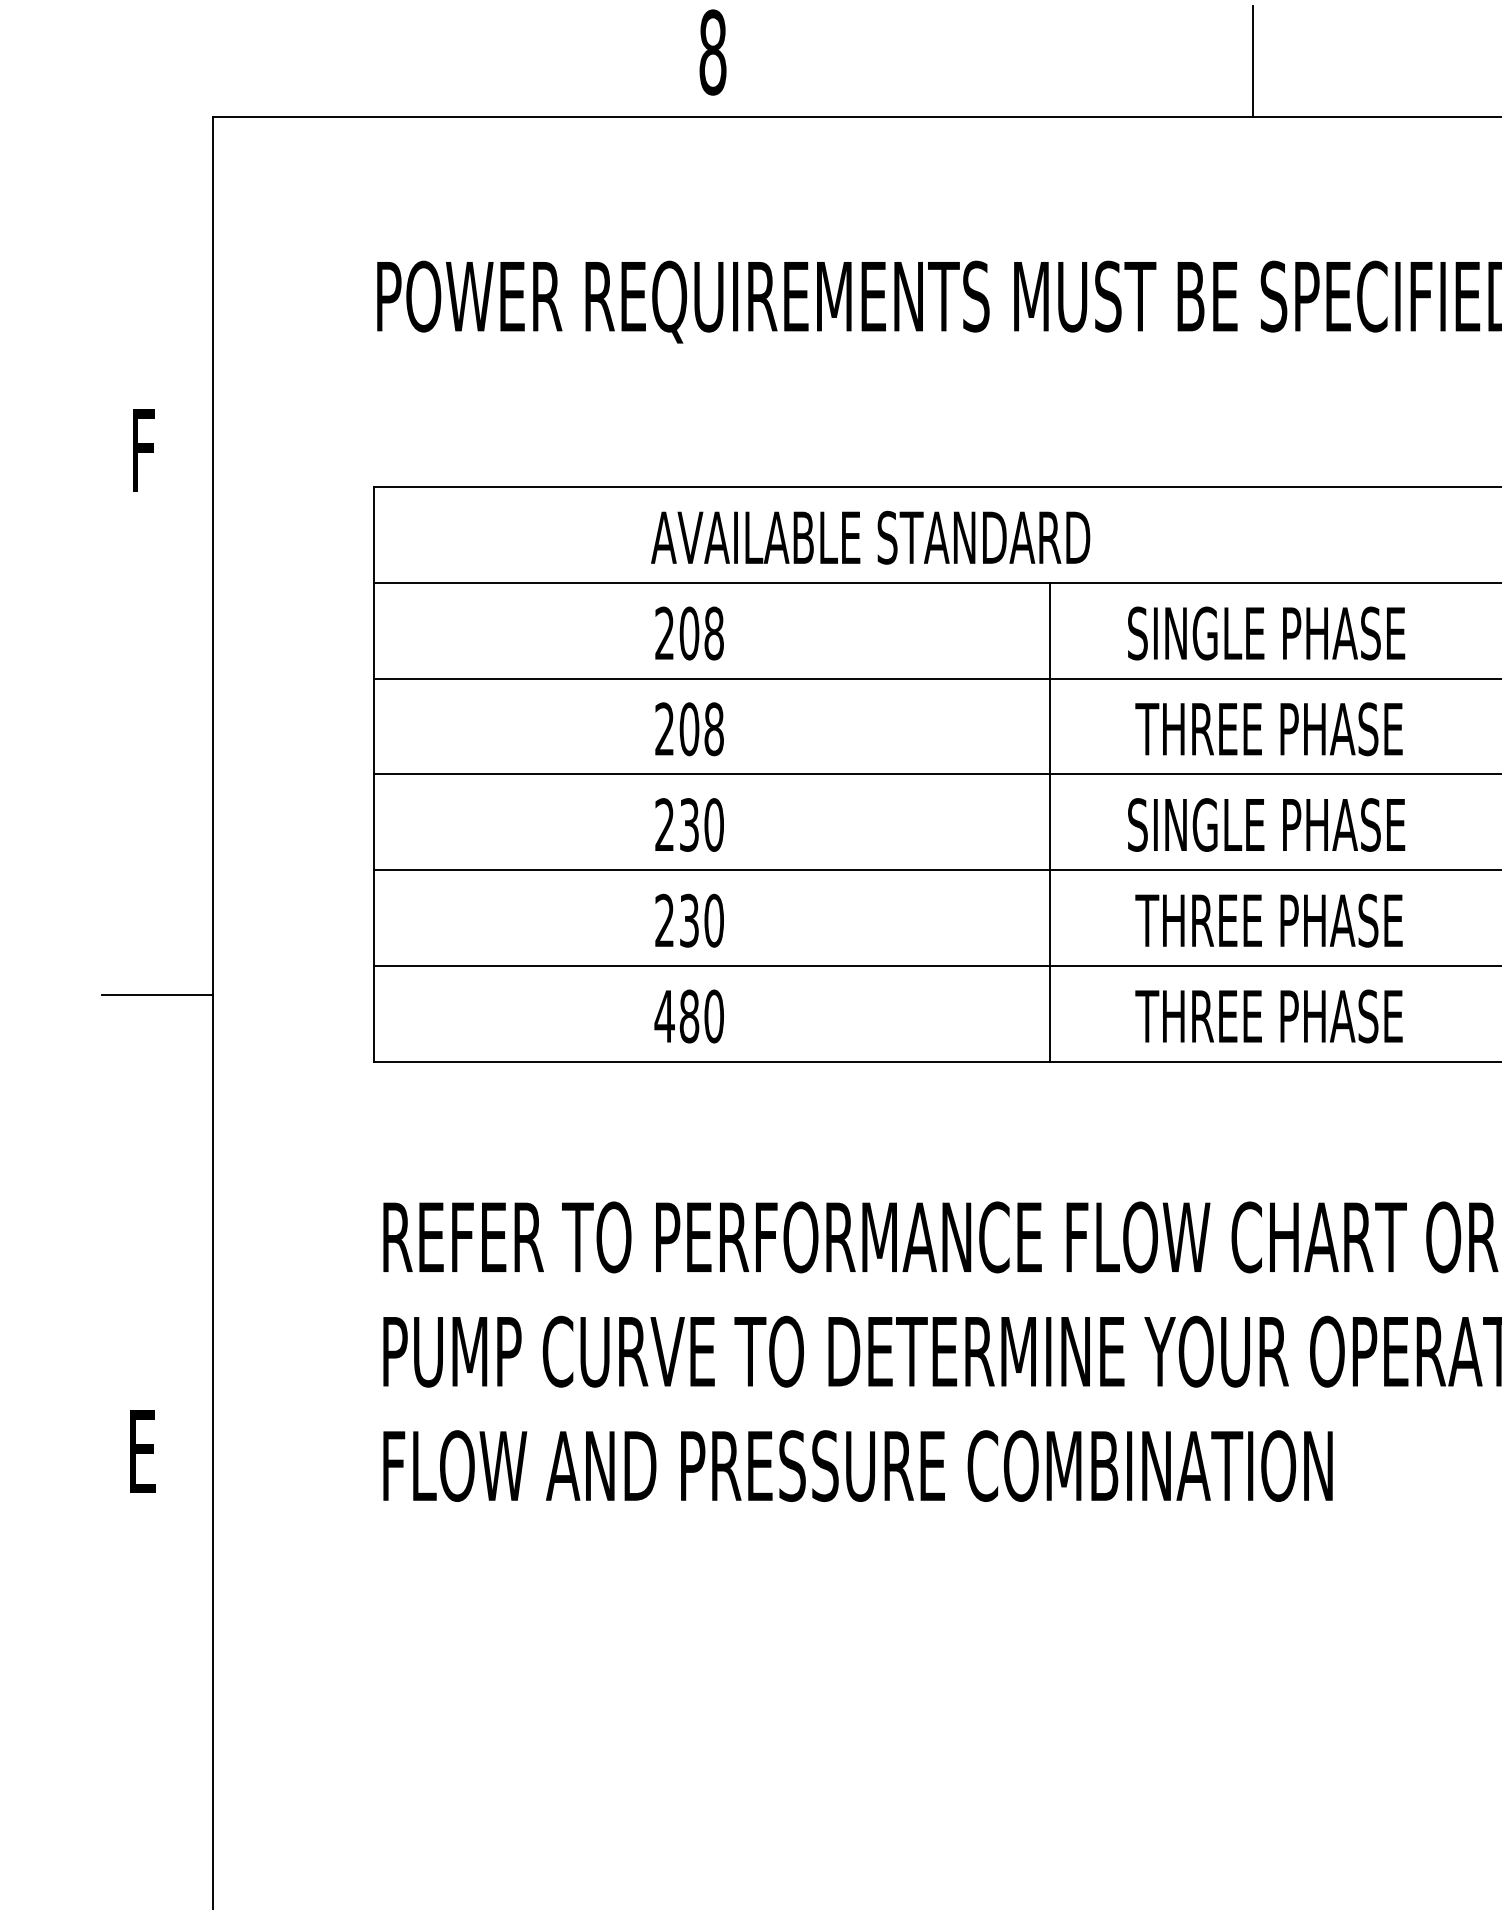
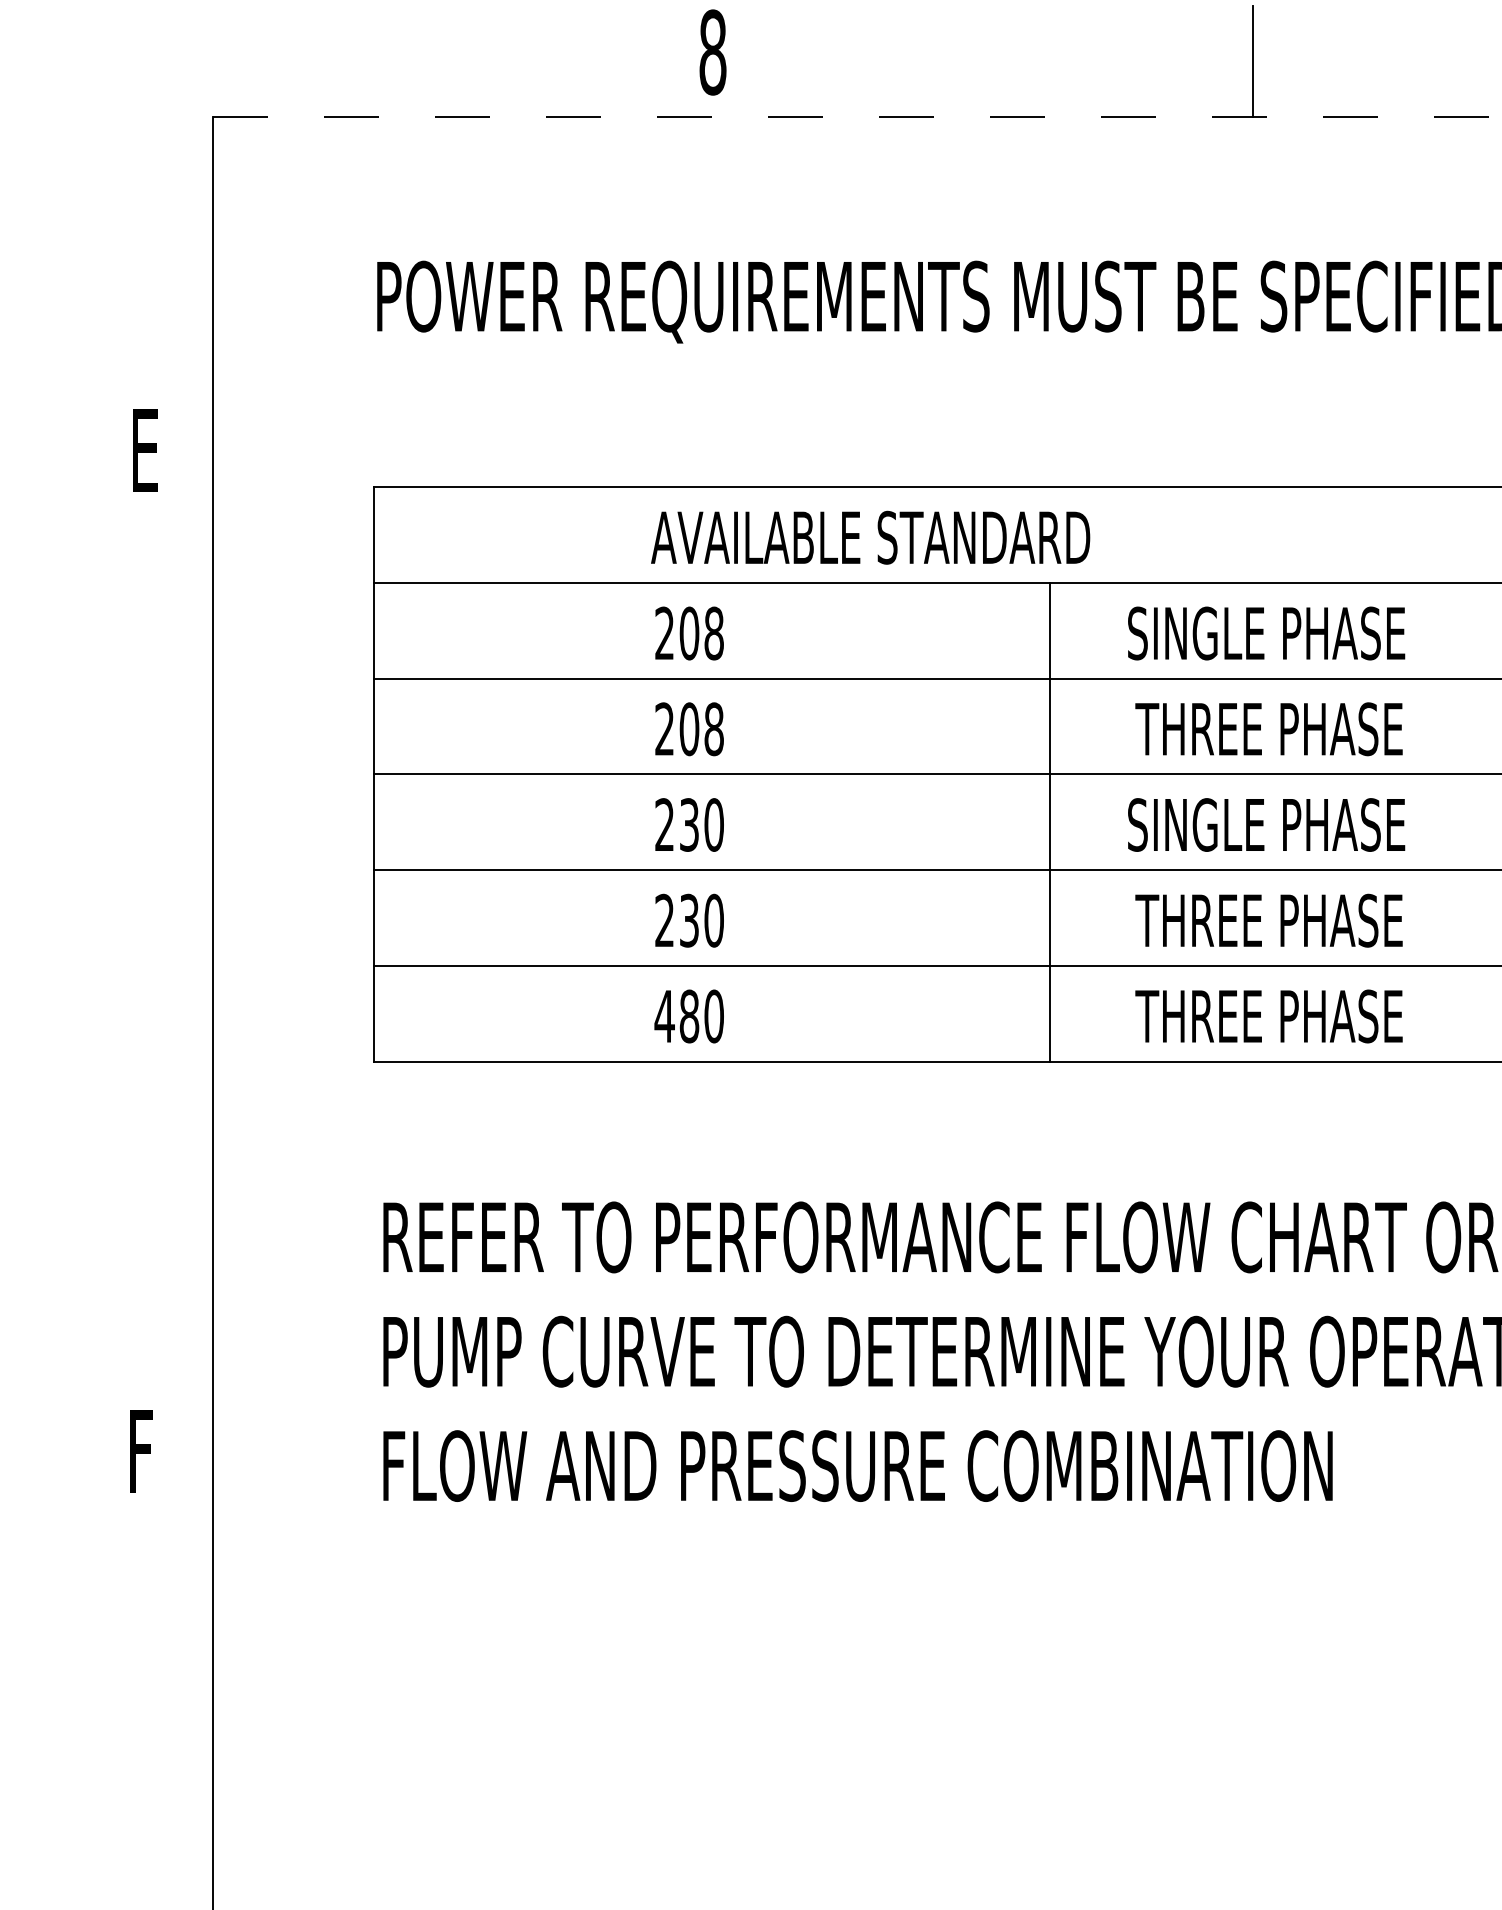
line: solid -> dashed (856, 116)
text: F -> E (147, 450)
line: present -> none (156, 995)
text: E -> F (145, 1451)
